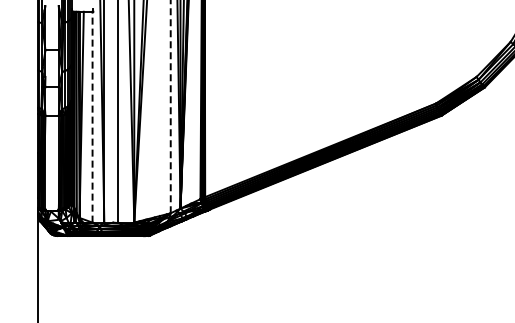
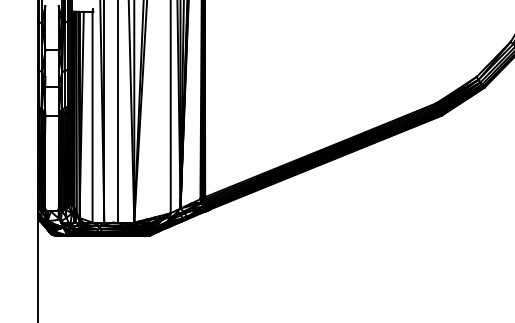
line: dashed -> solid (170, 106)
line: dashed -> solid (92, 116)
